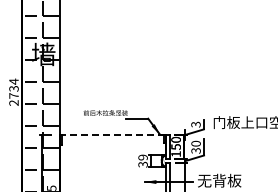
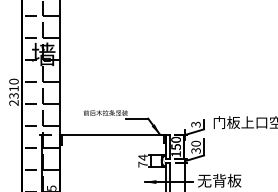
text: 2734 -> 2310 (13, 88)
line: dashed -> solid (112, 134)
text: 39 -> 74 (142, 160)
